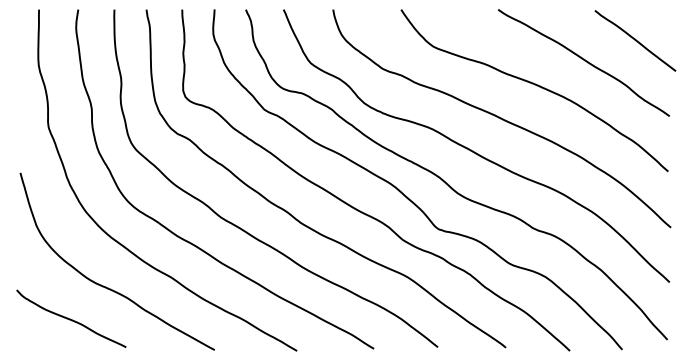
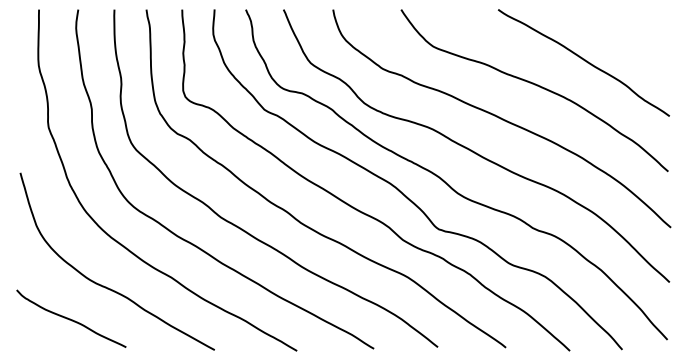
curve: present -> none (635, 40)
